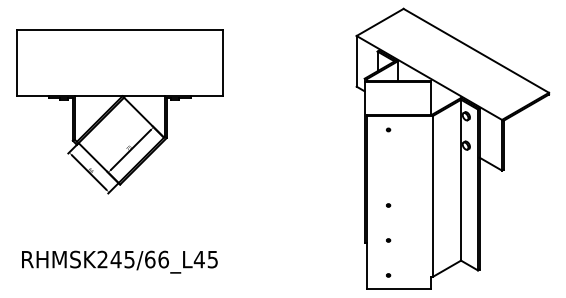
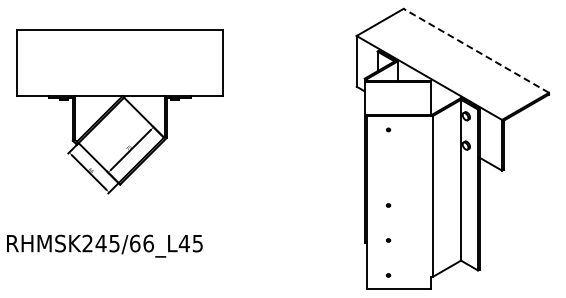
line: solid -> dashed (476, 50)
text position: (119, 261) -> (104, 245) (104, 245)
